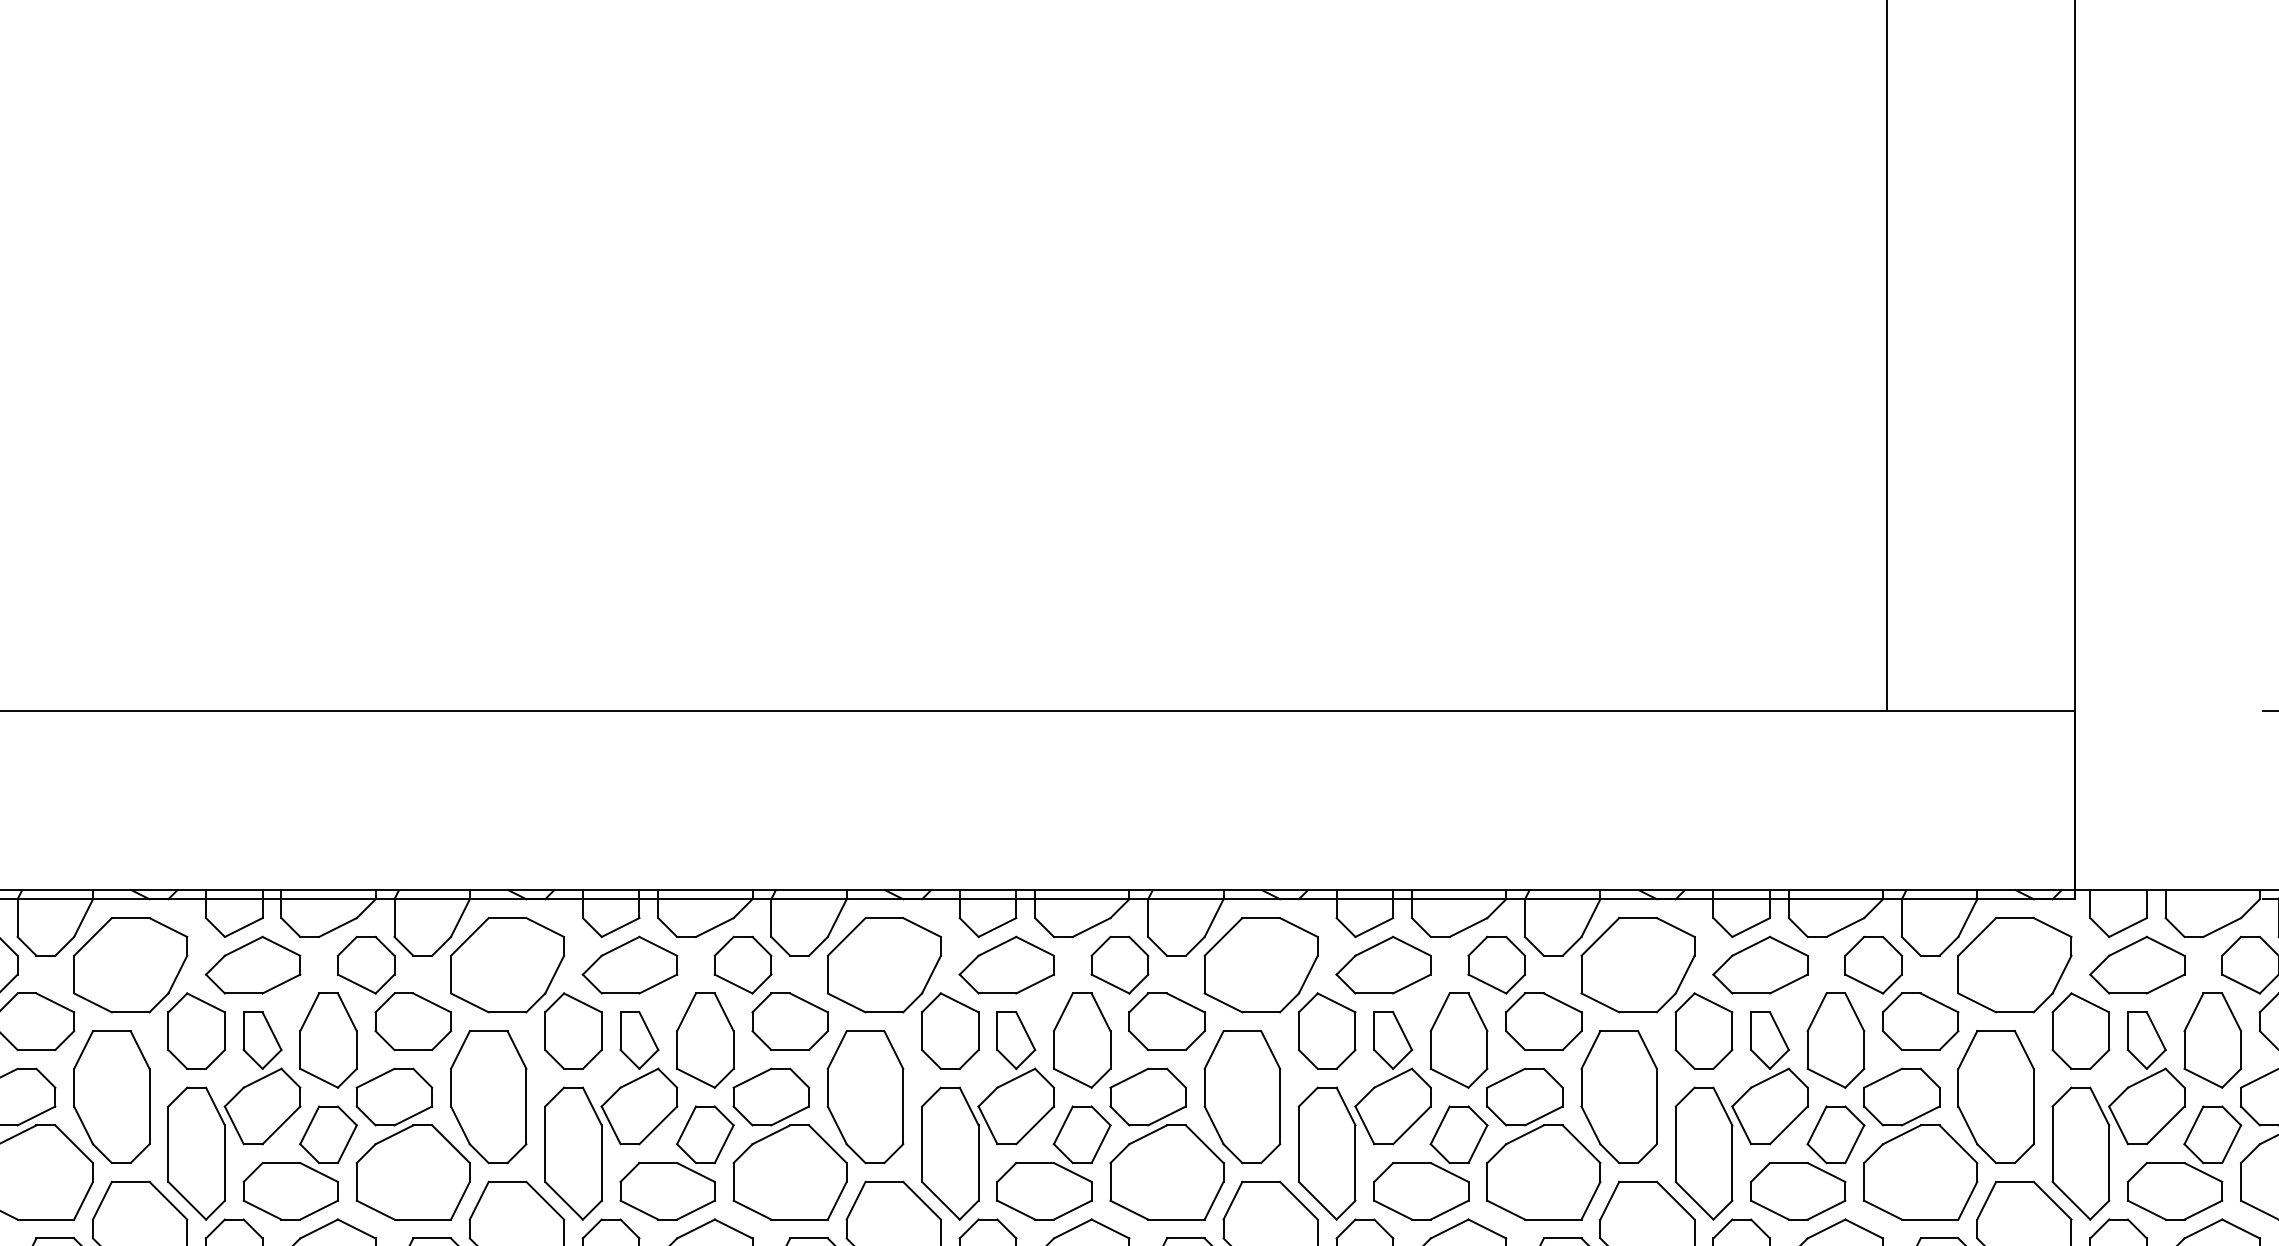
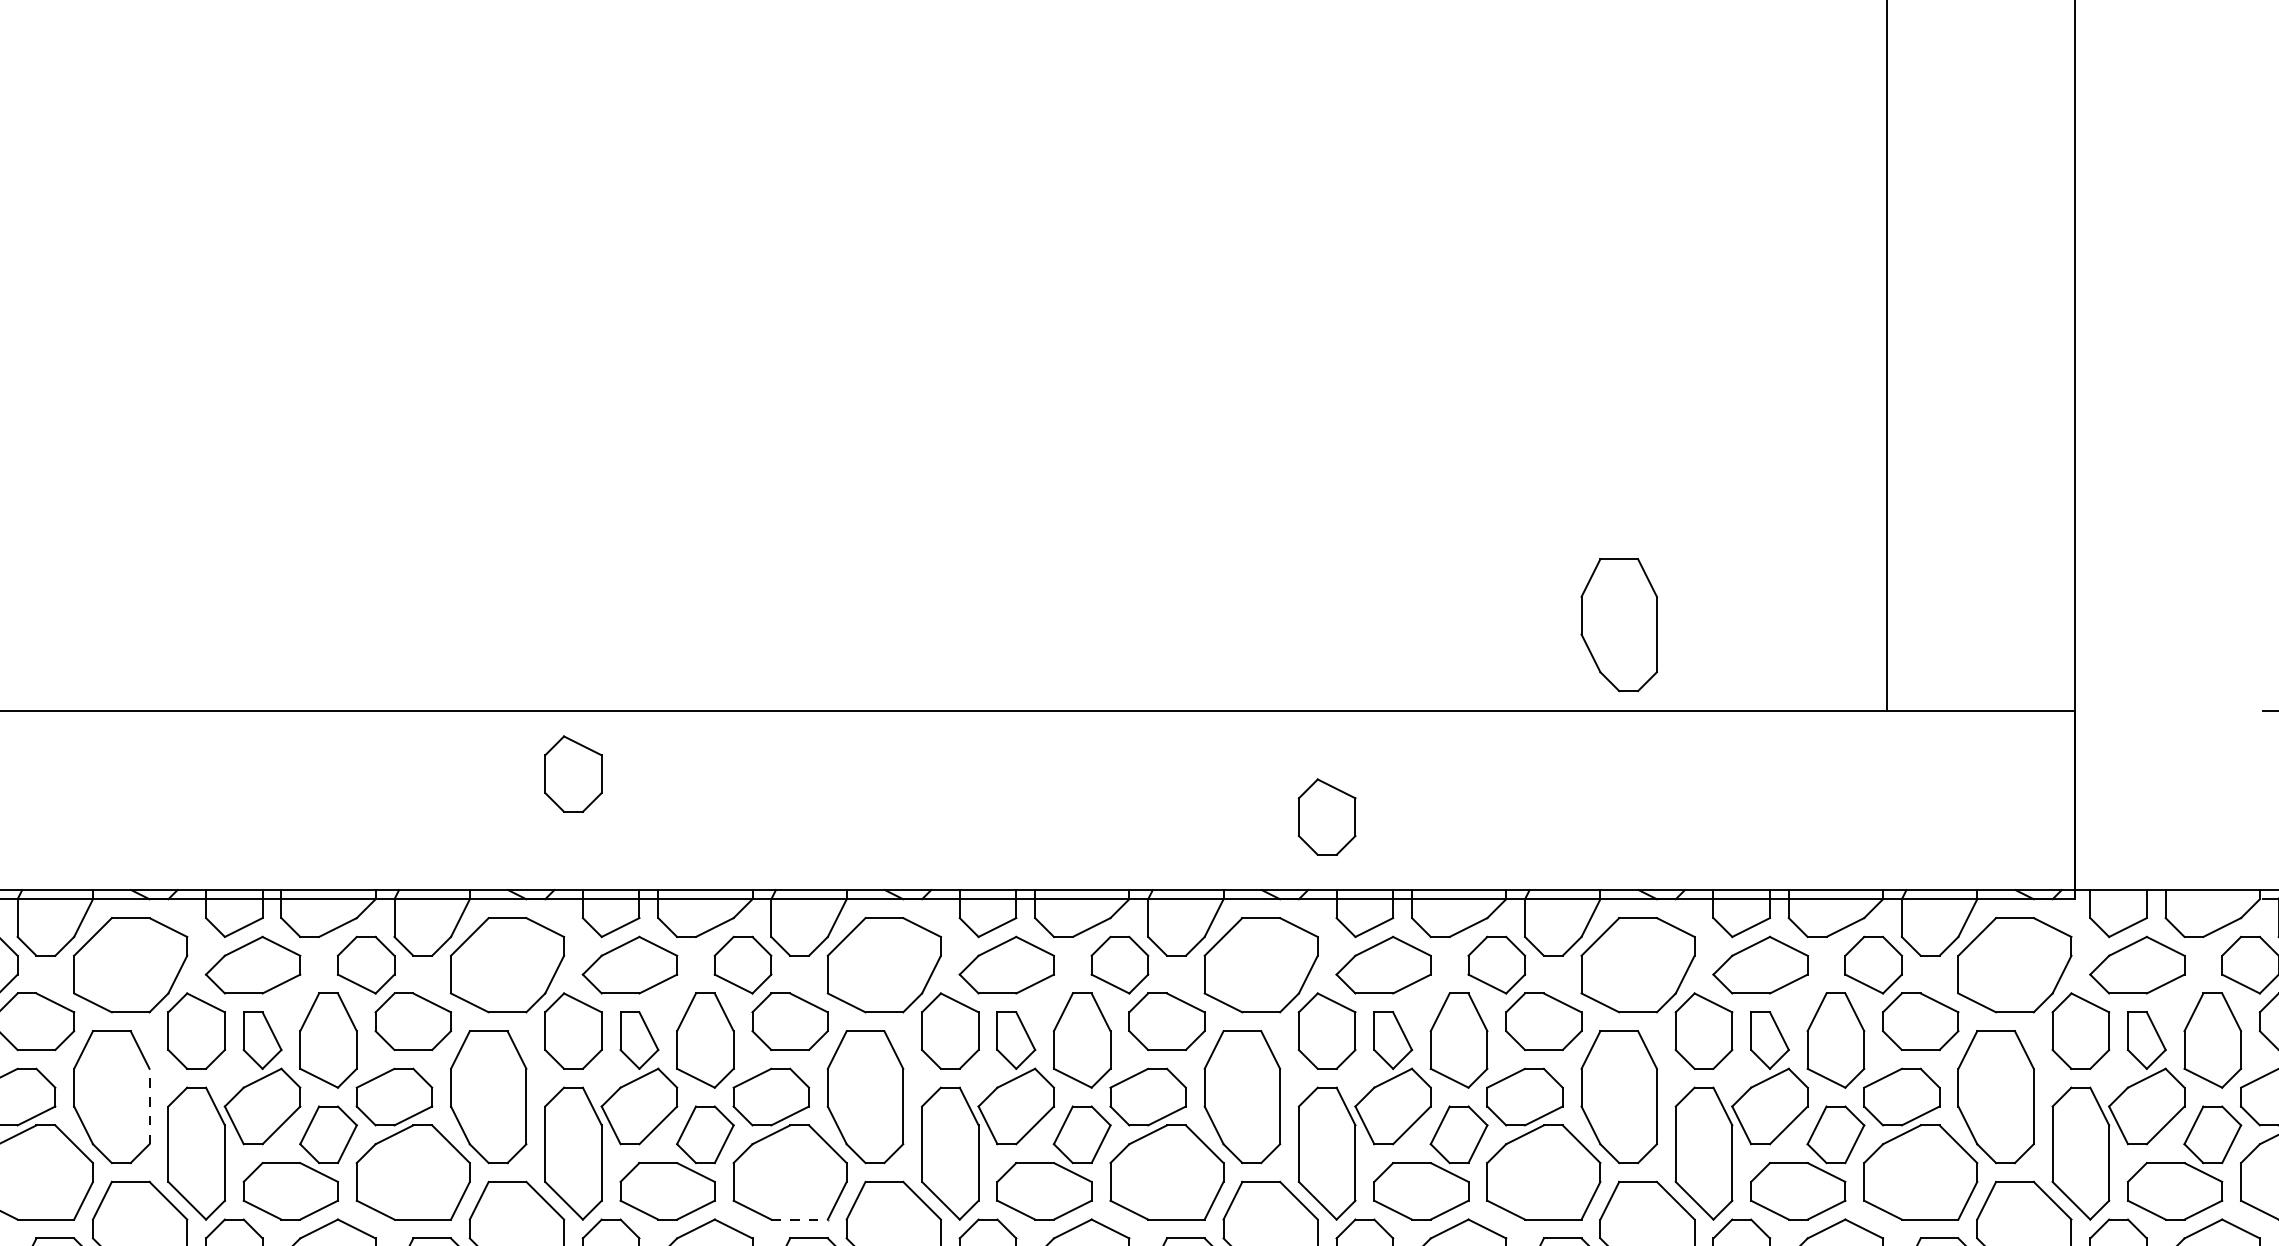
part: none -> present (1618, 625)
part: none -> present (573, 773)
part: none -> present (1326, 816)
line: solid -> dashed (149, 1106)
line: solid -> dashed (800, 1219)
